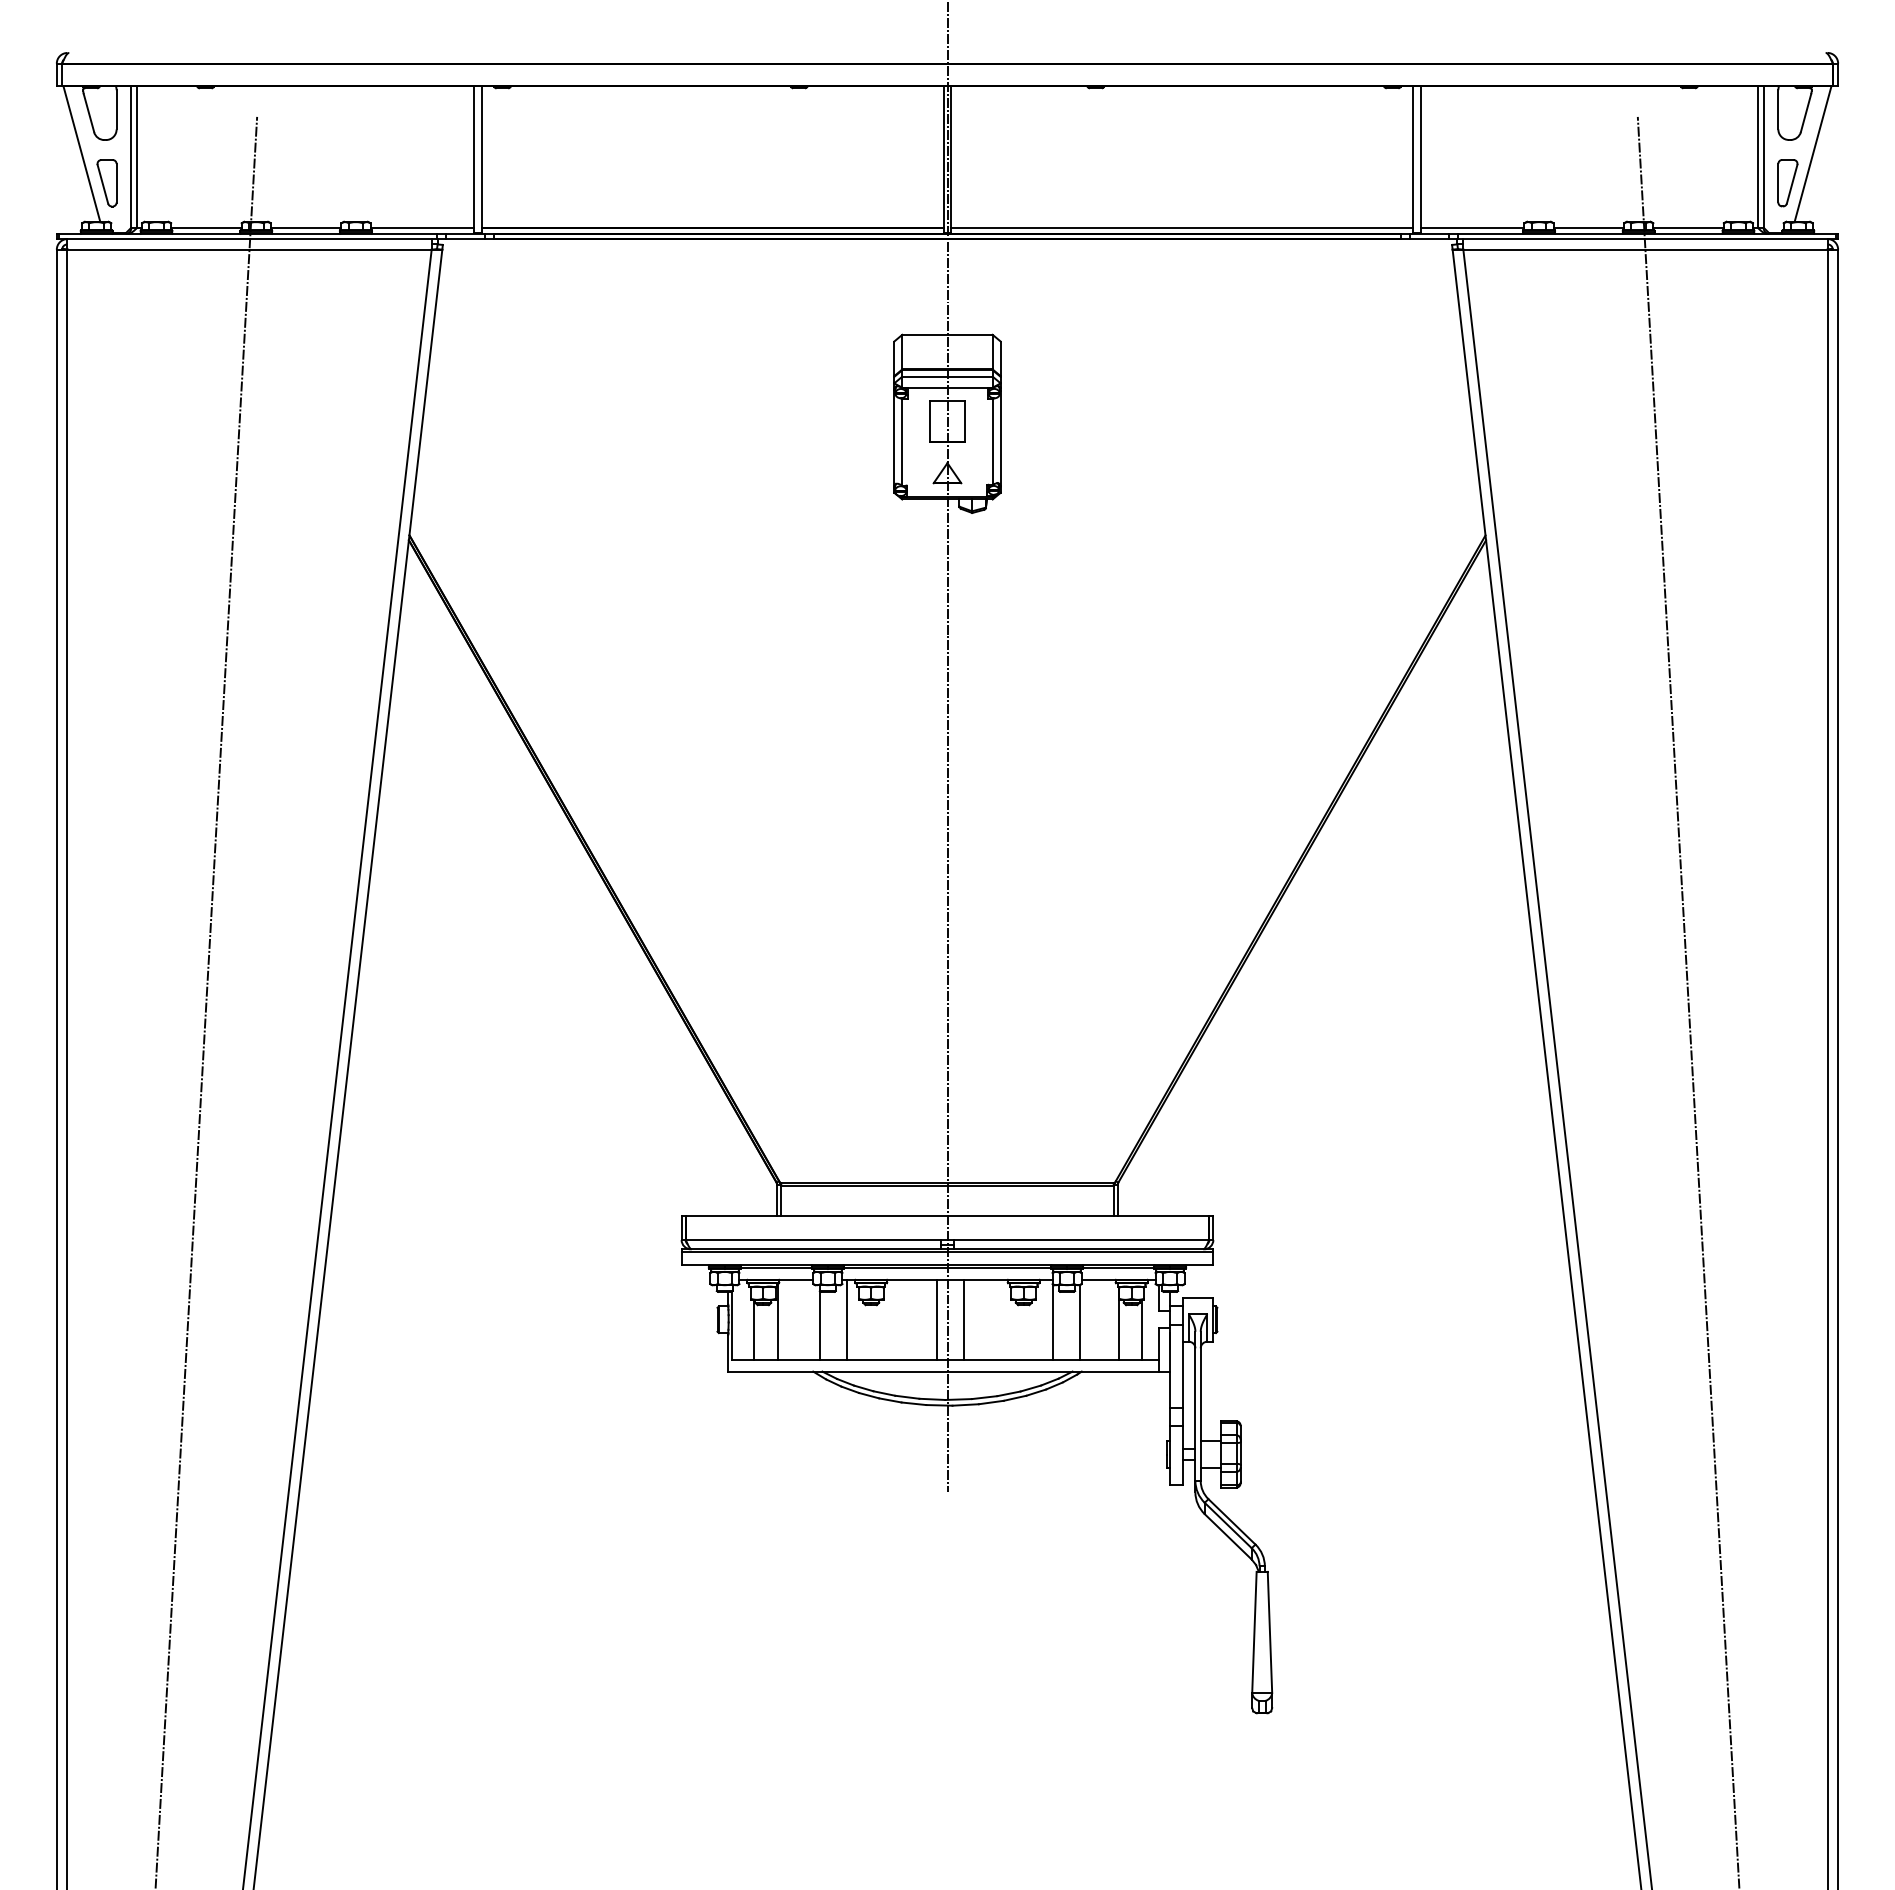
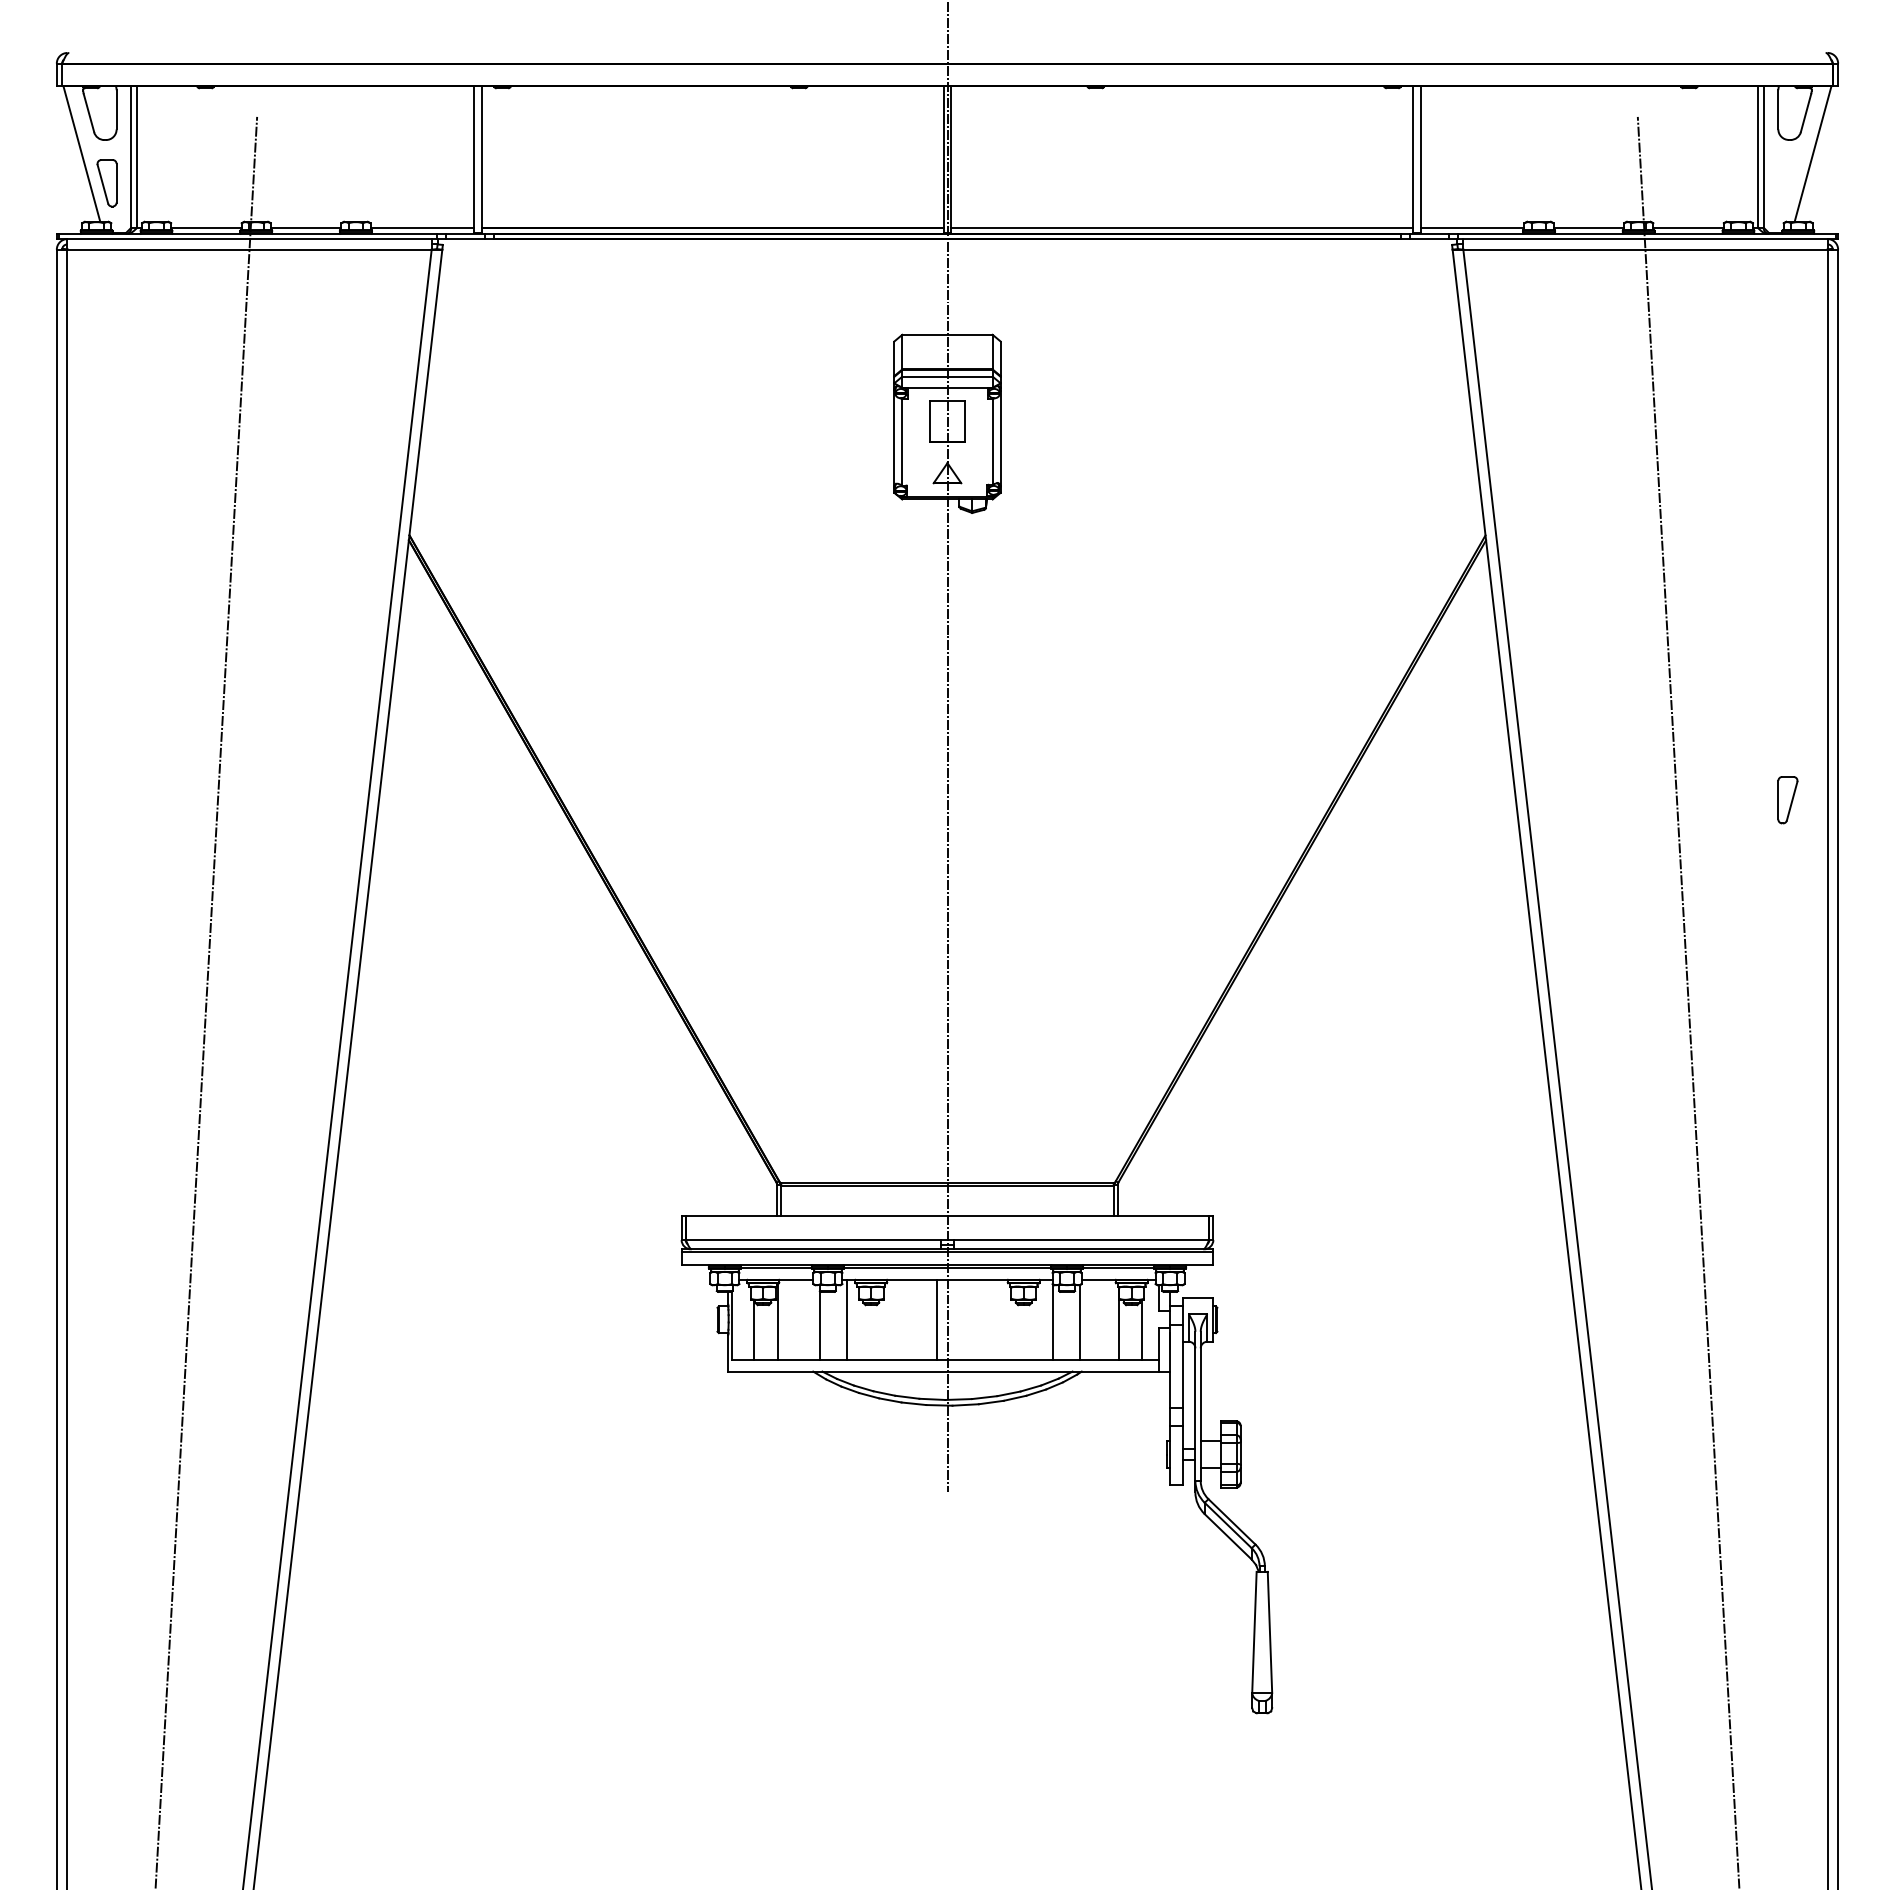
part position: (1787, 183) -> (1787, 800) (1787, 800)
line: present -> none (964, 1319)
